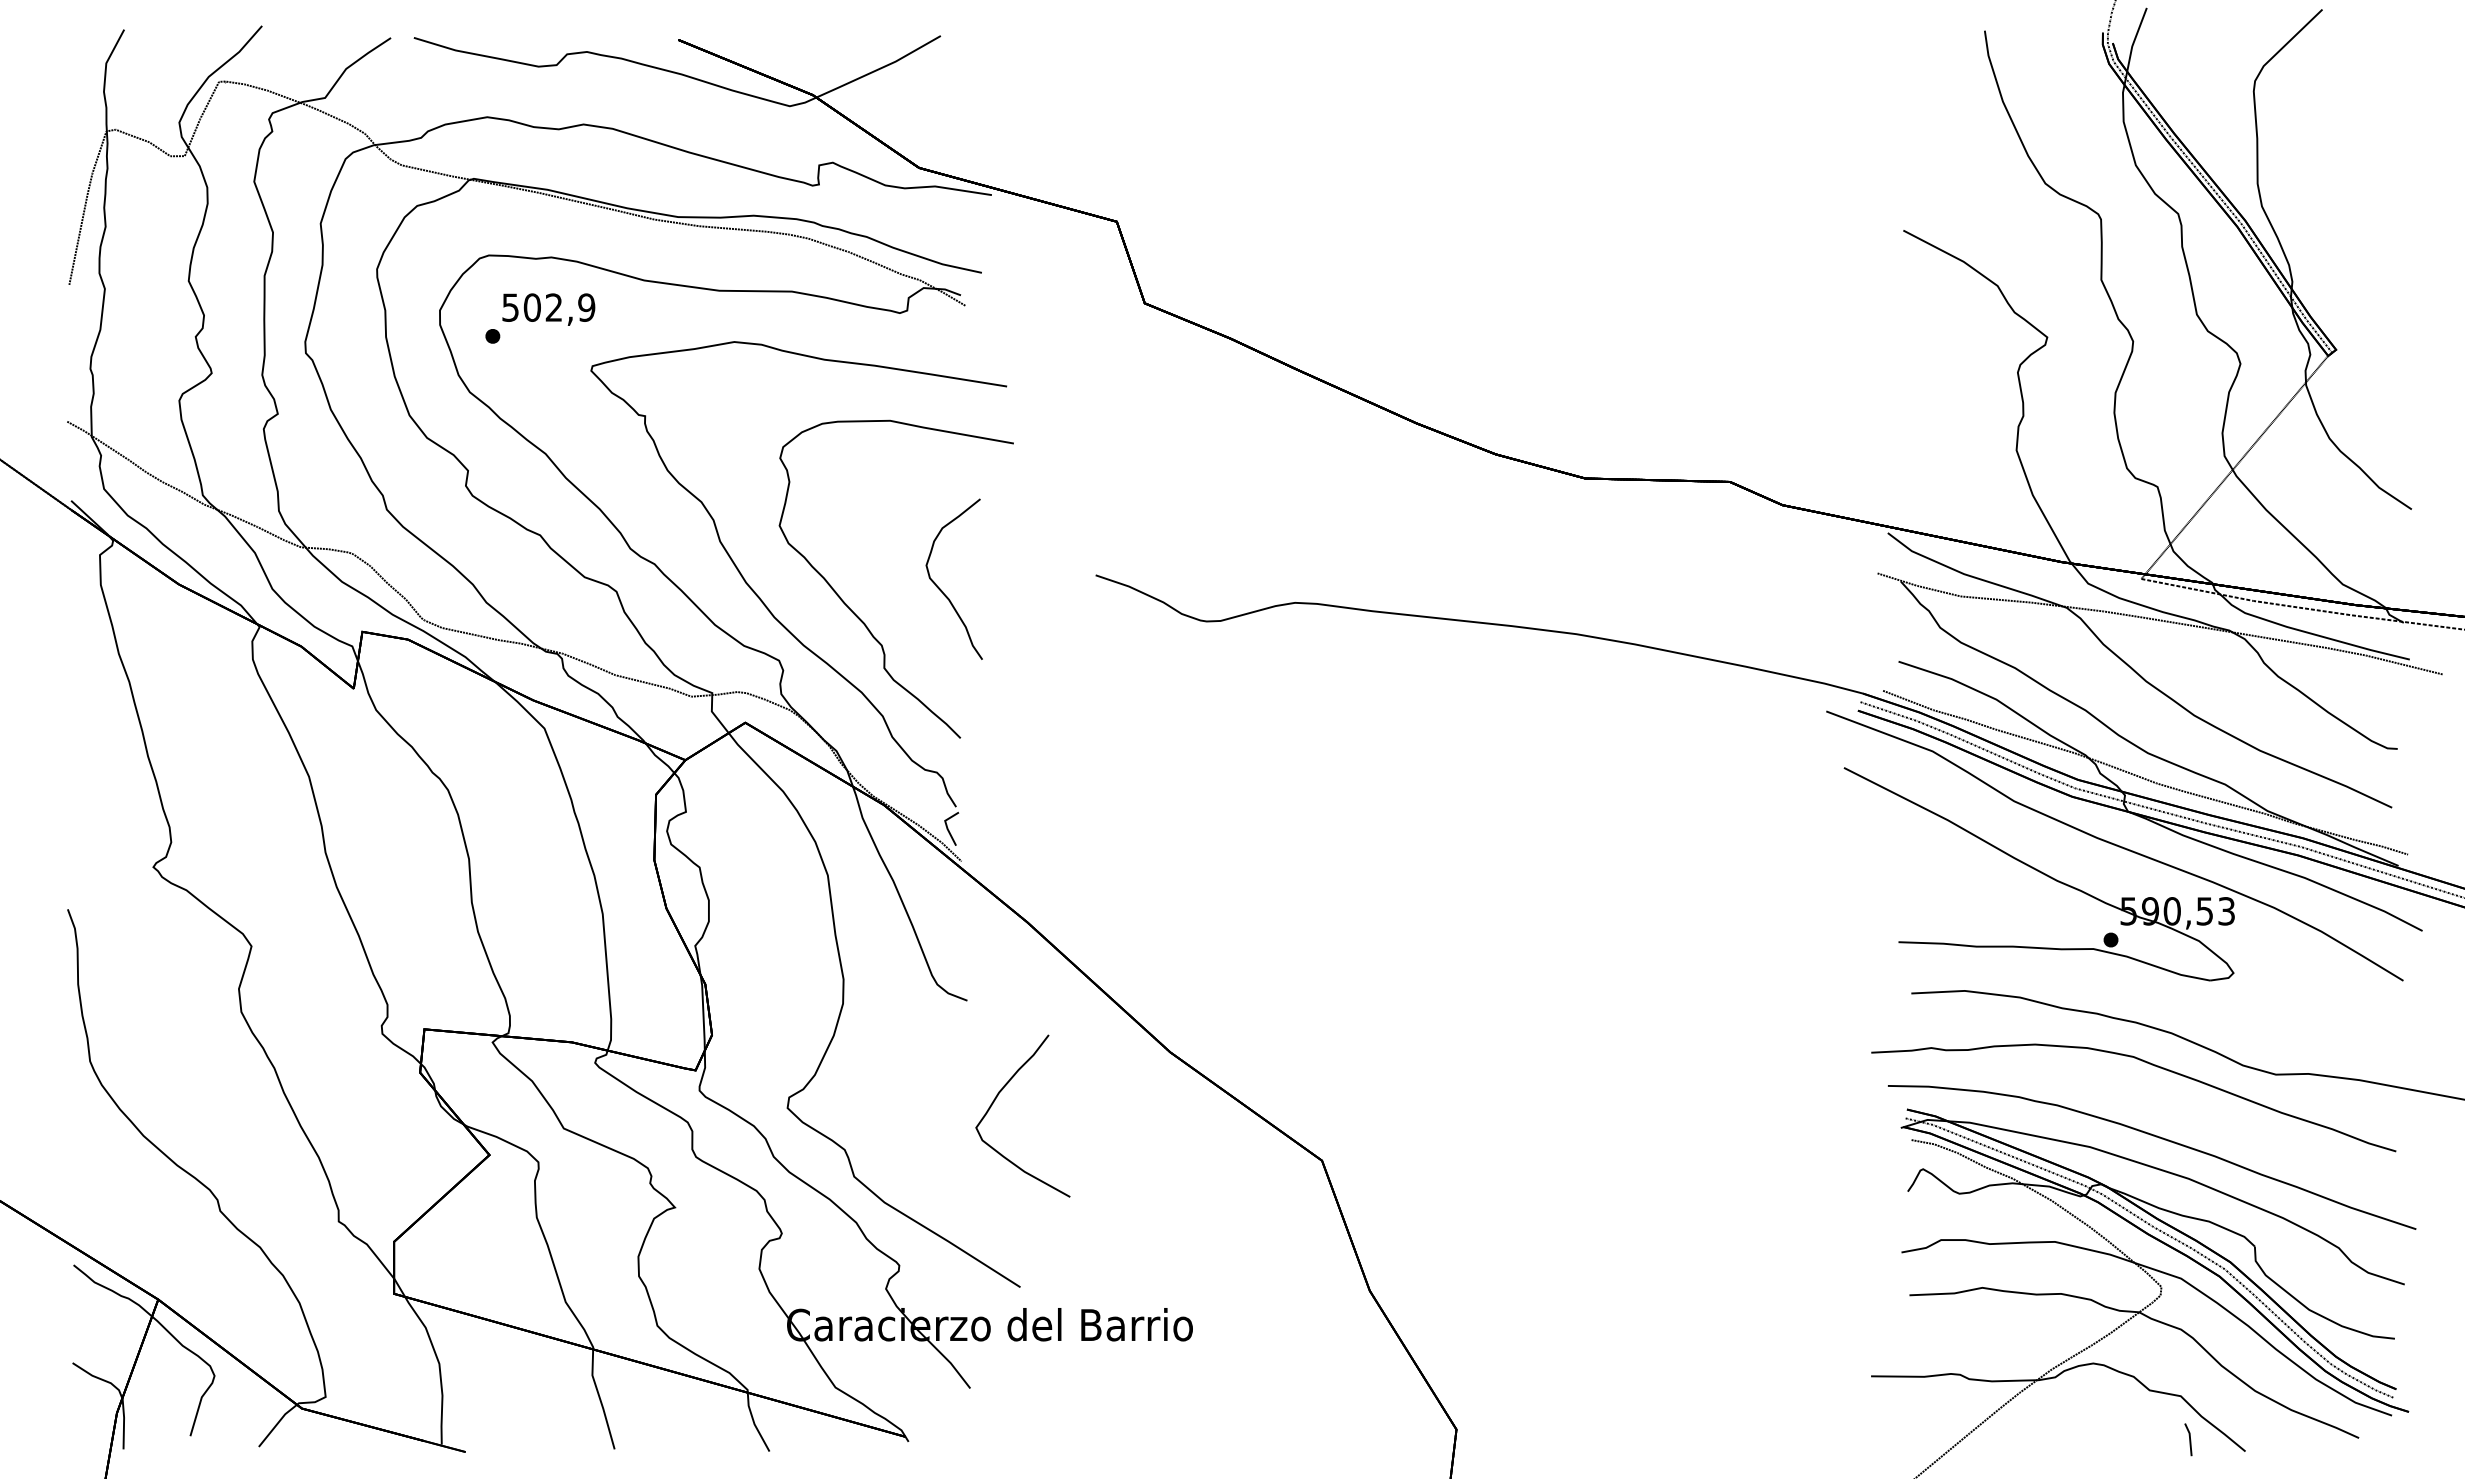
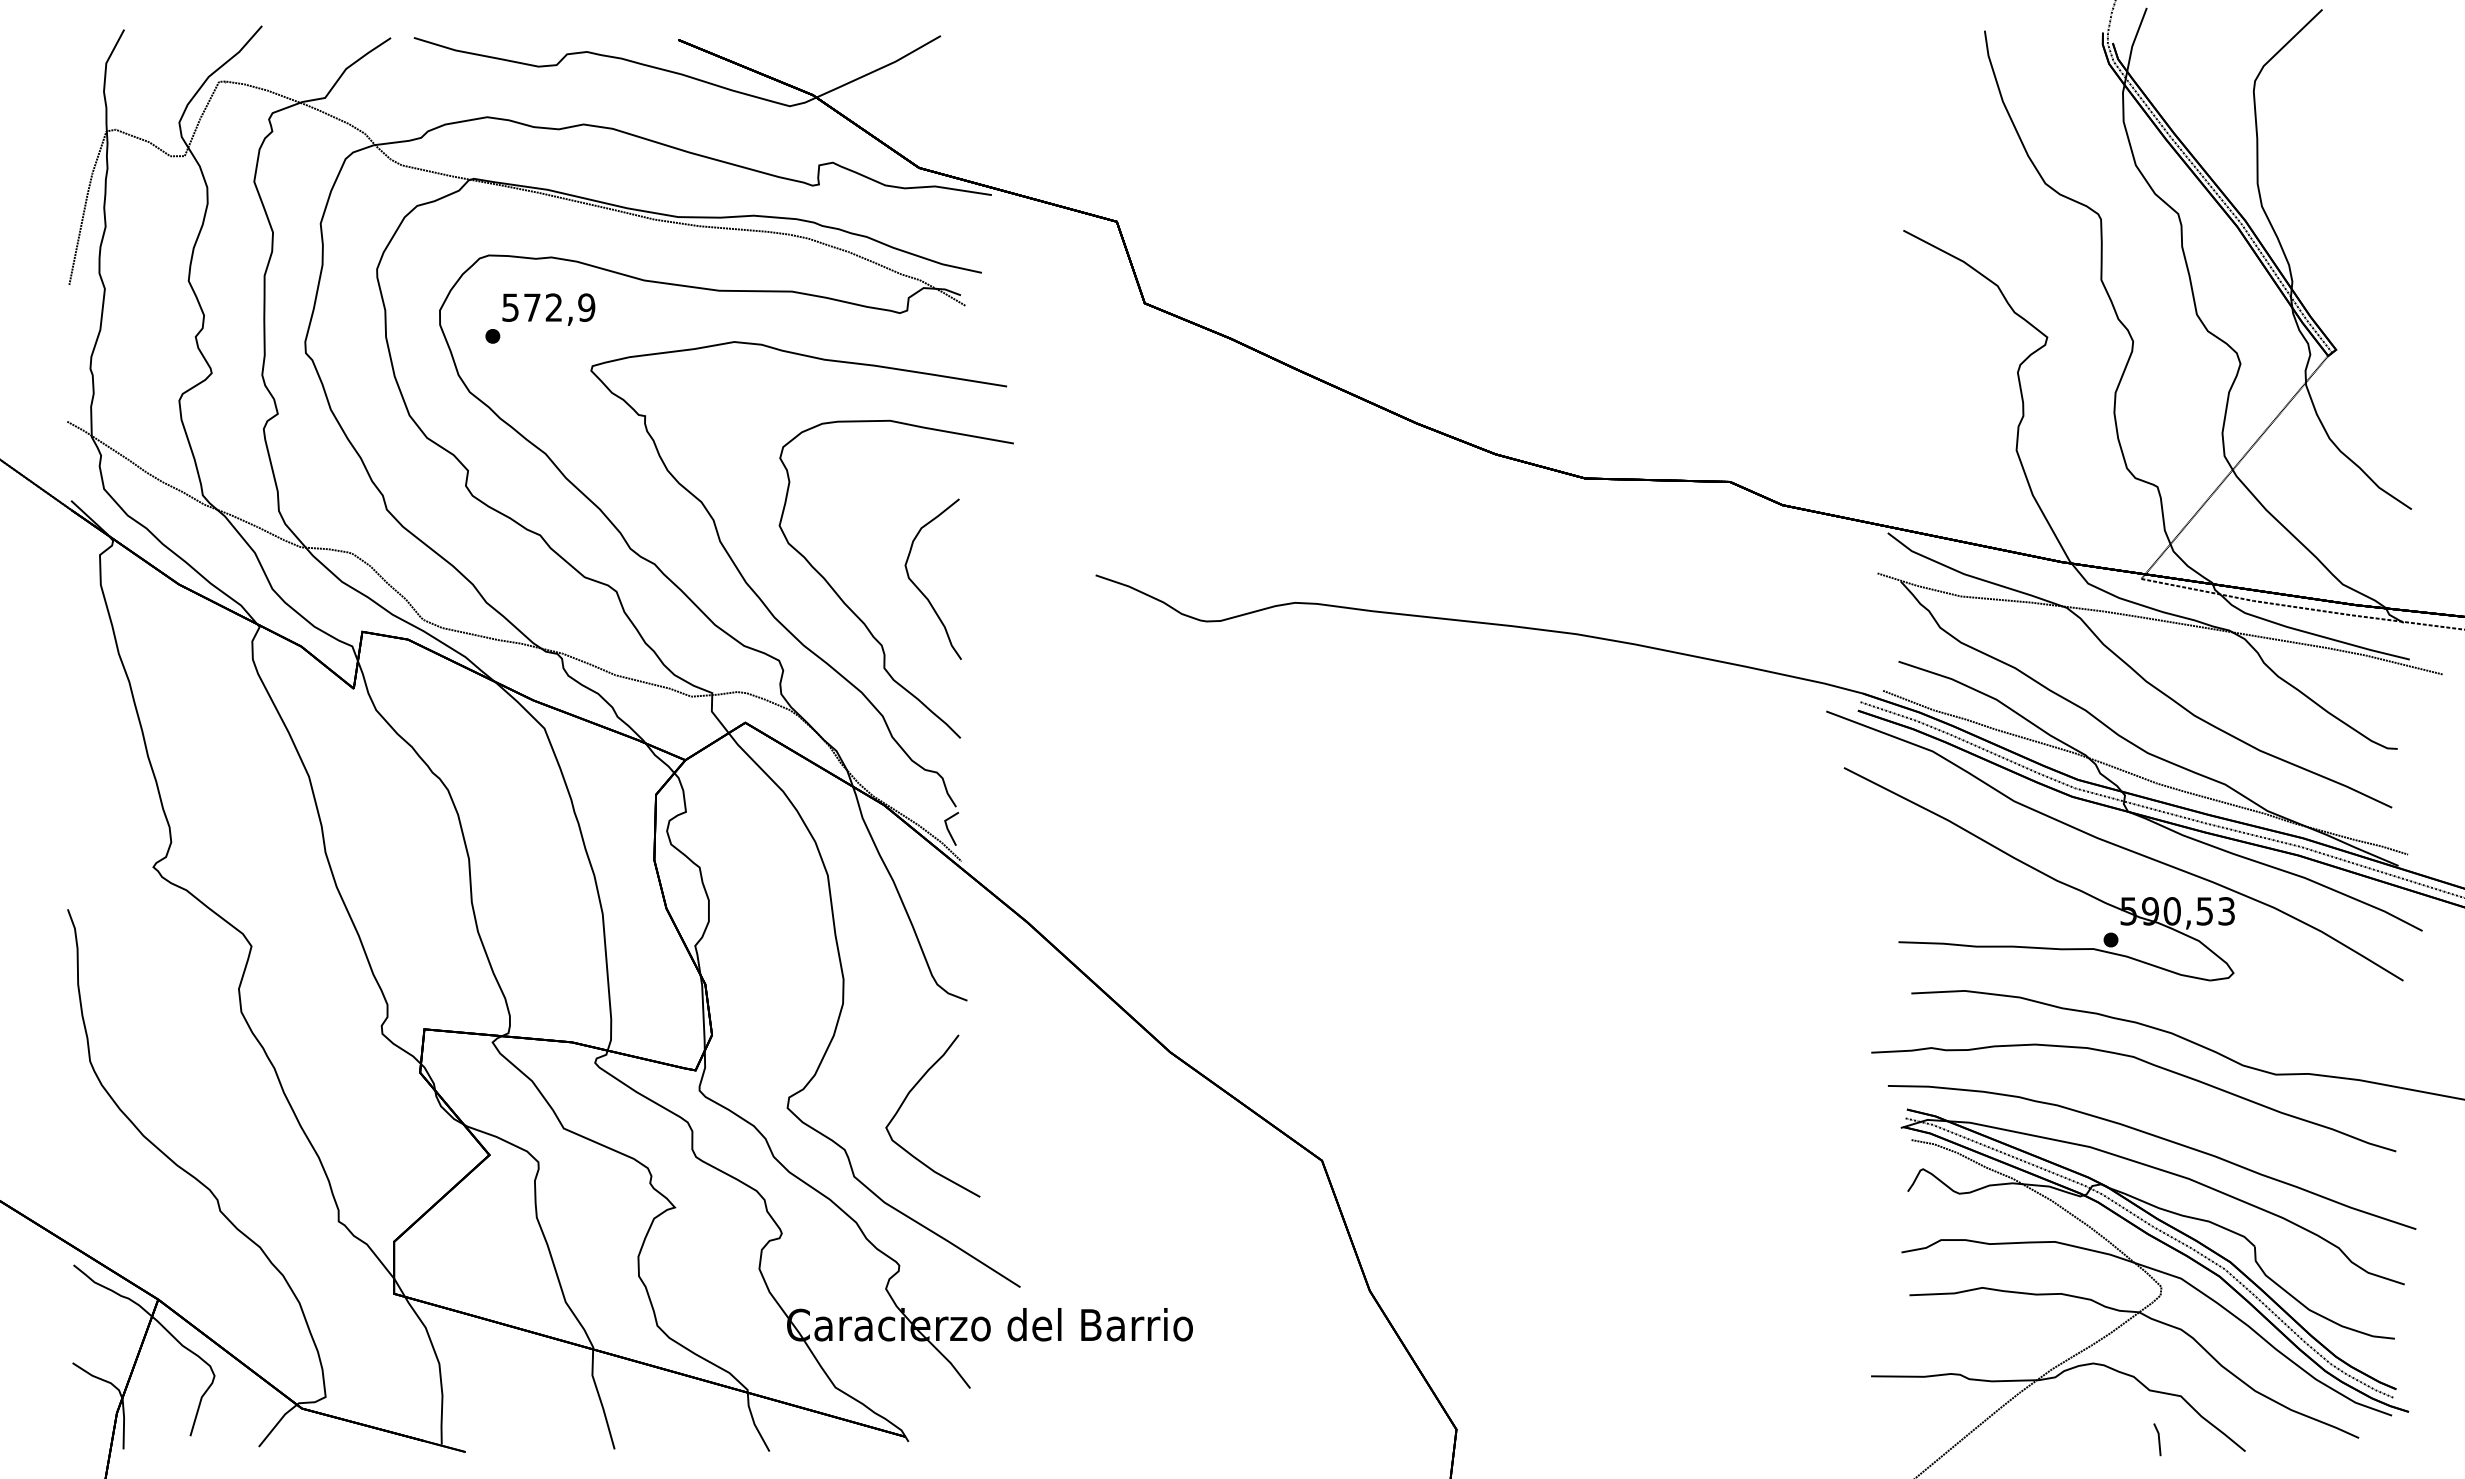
text: 502,9 -> 572,9 (531, 307)
curve position: (941, 589) -> (920, 589) (920, 589)
curve position: (997, 1097) -> (907, 1097) (907, 1097)
line position: (2189, 1439) -> (2158, 1439) (2158, 1439)
